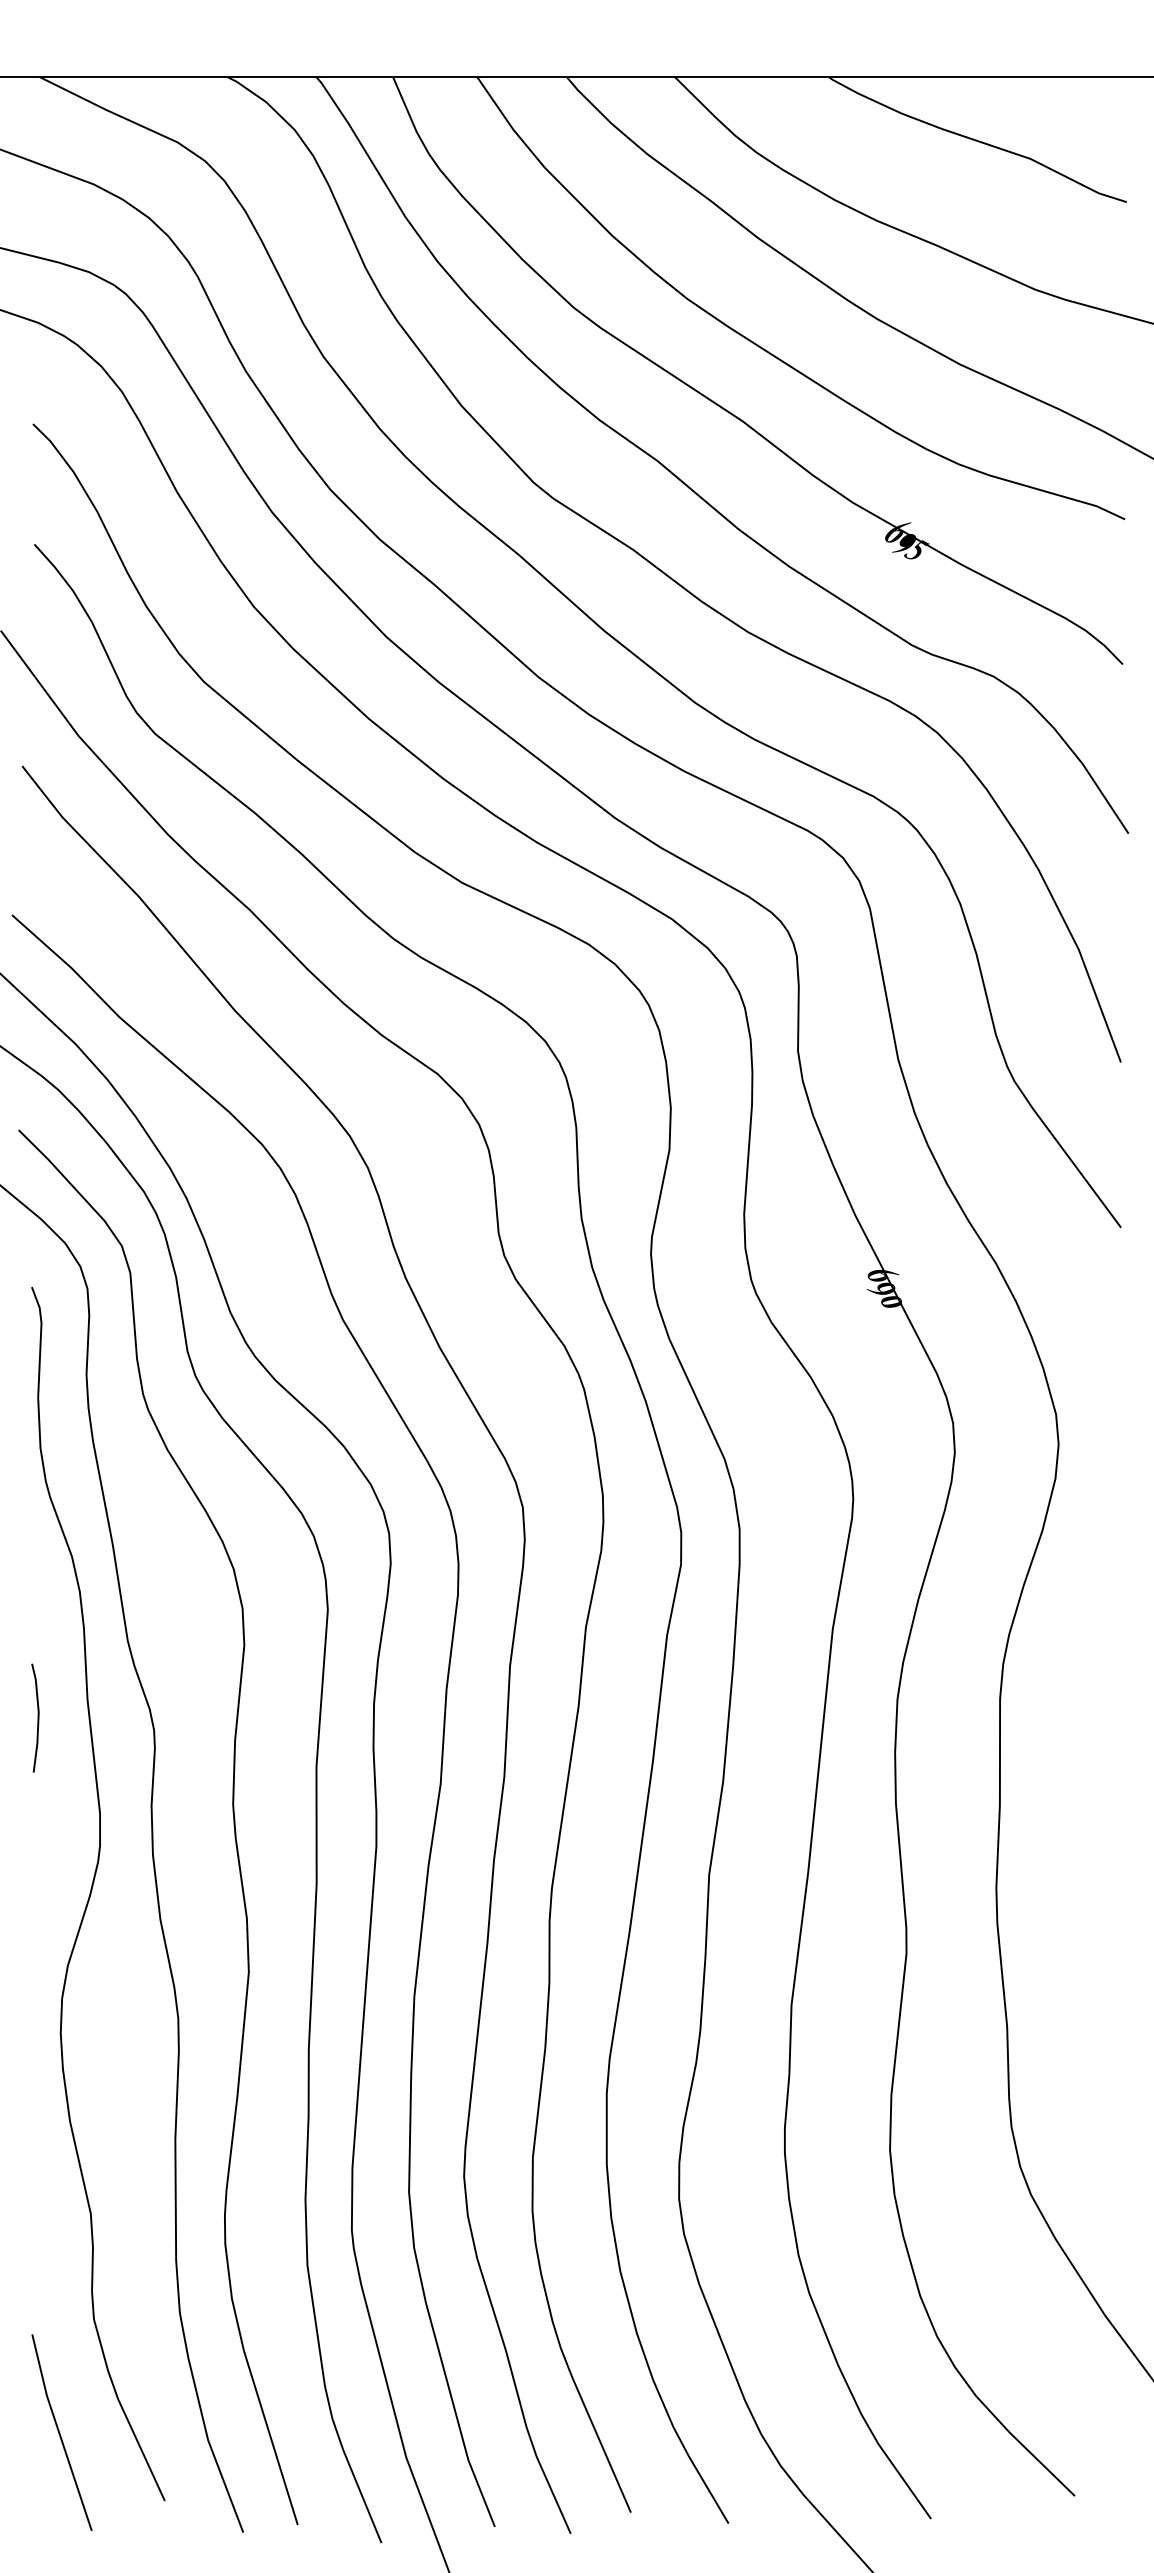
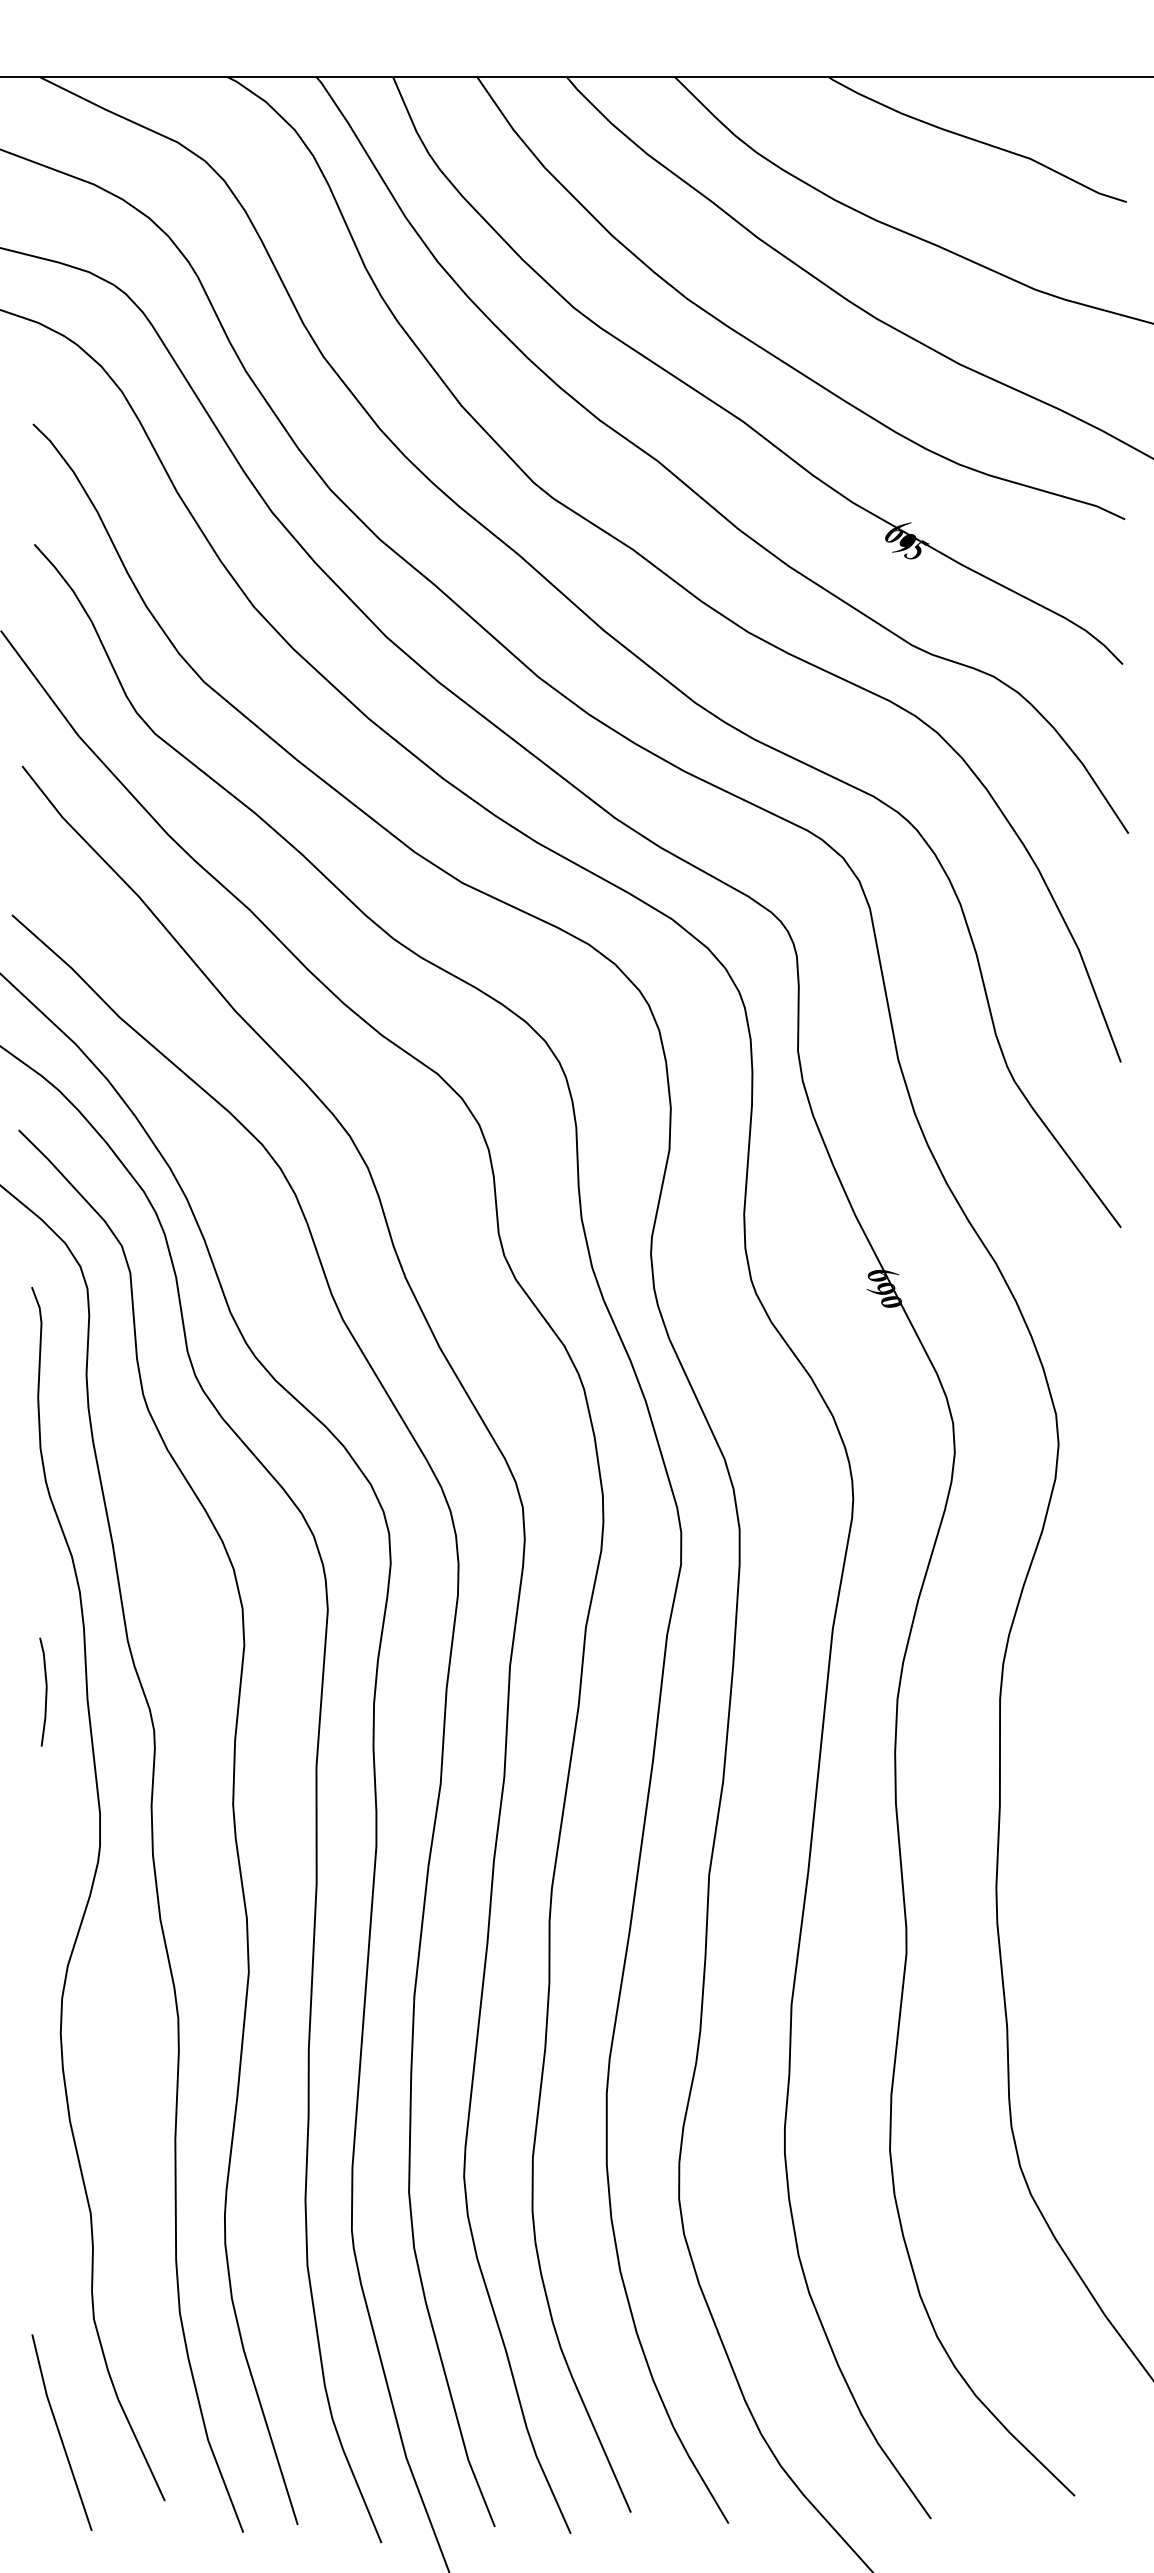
line position: (37, 1717) -> (45, 1691) (45, 1691)
